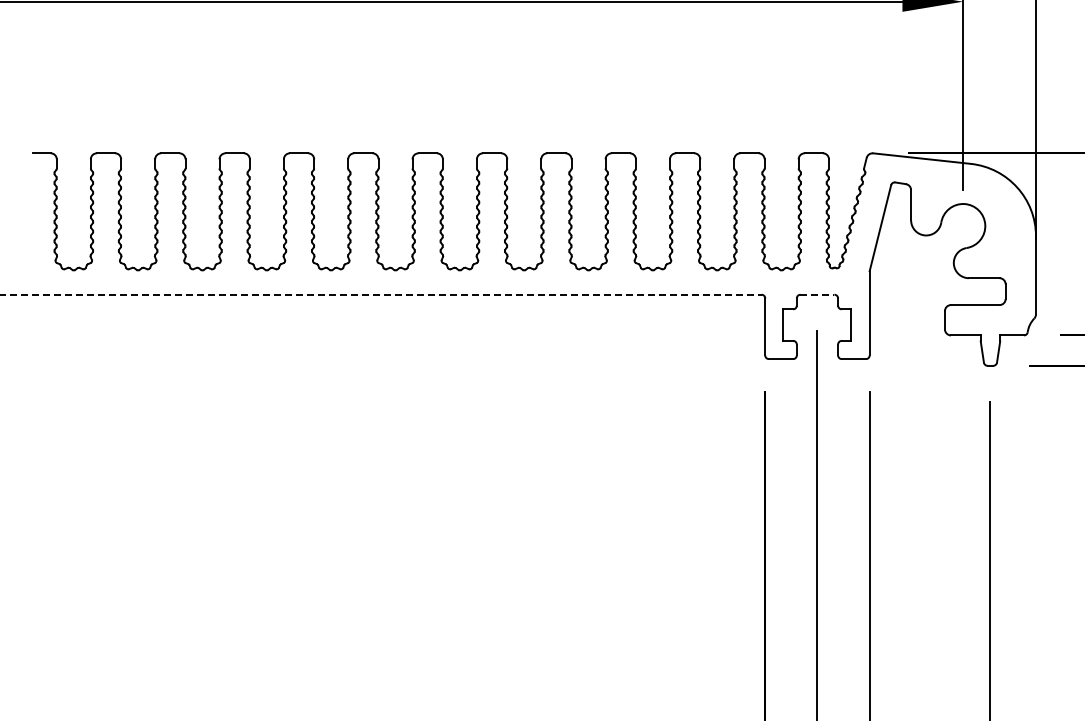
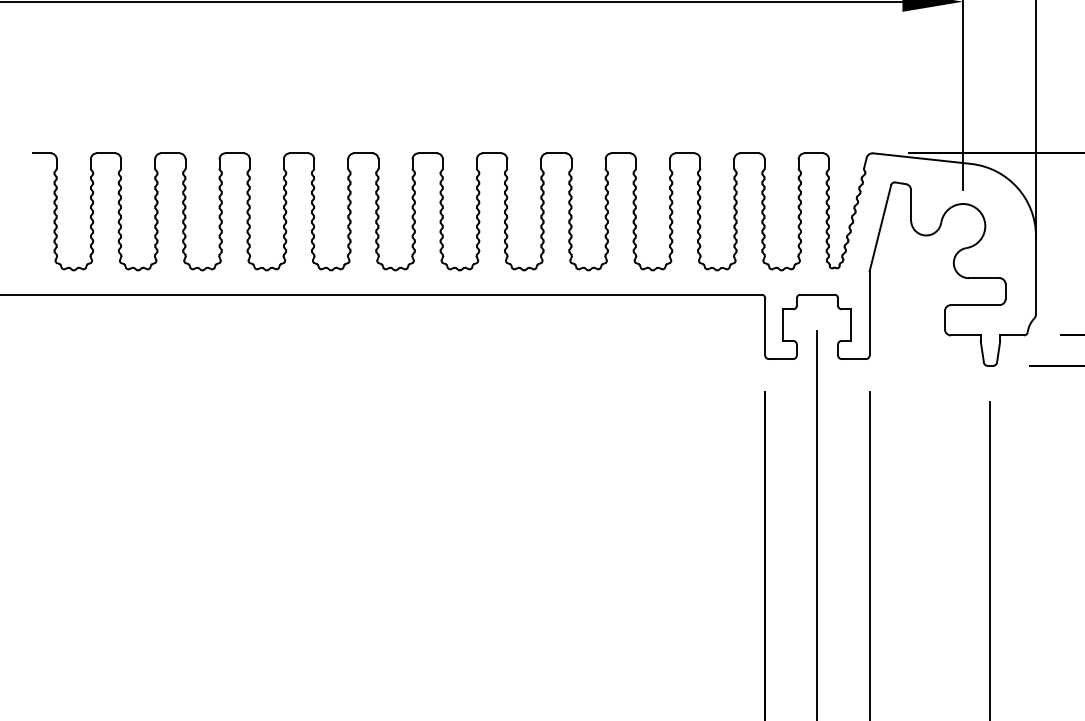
line: dashed -> solid (381, 294)
line: dashed -> solid (817, 294)
